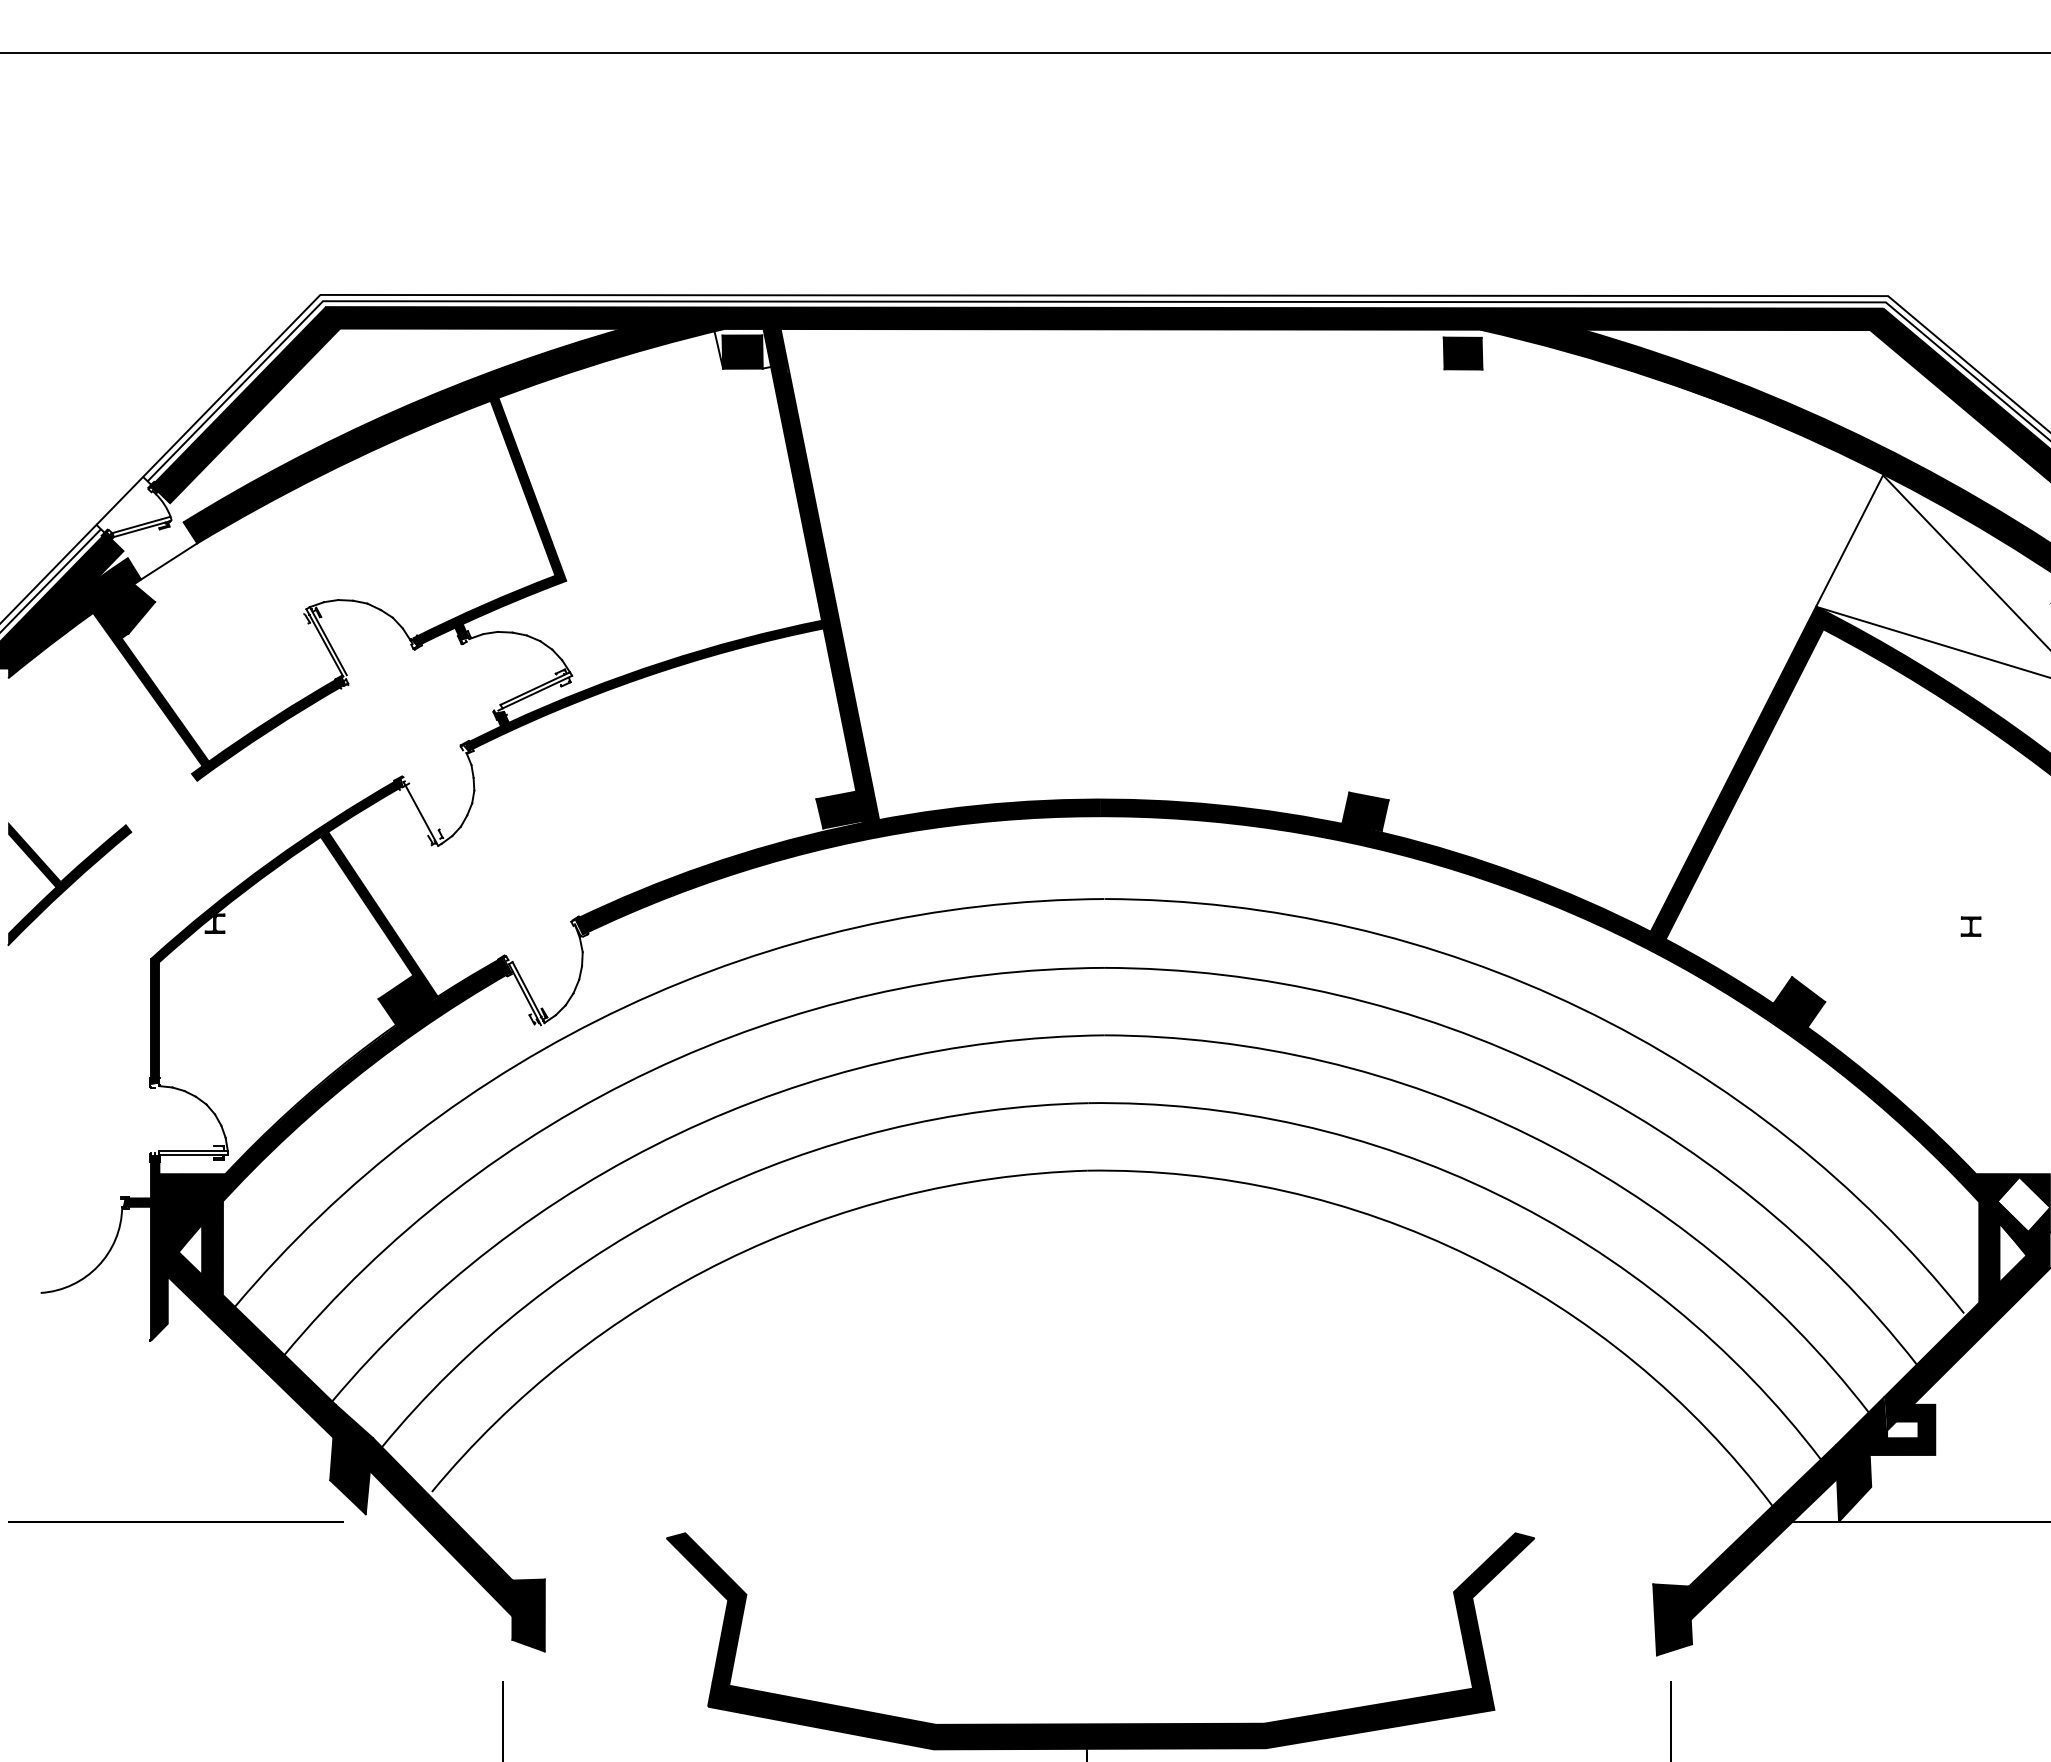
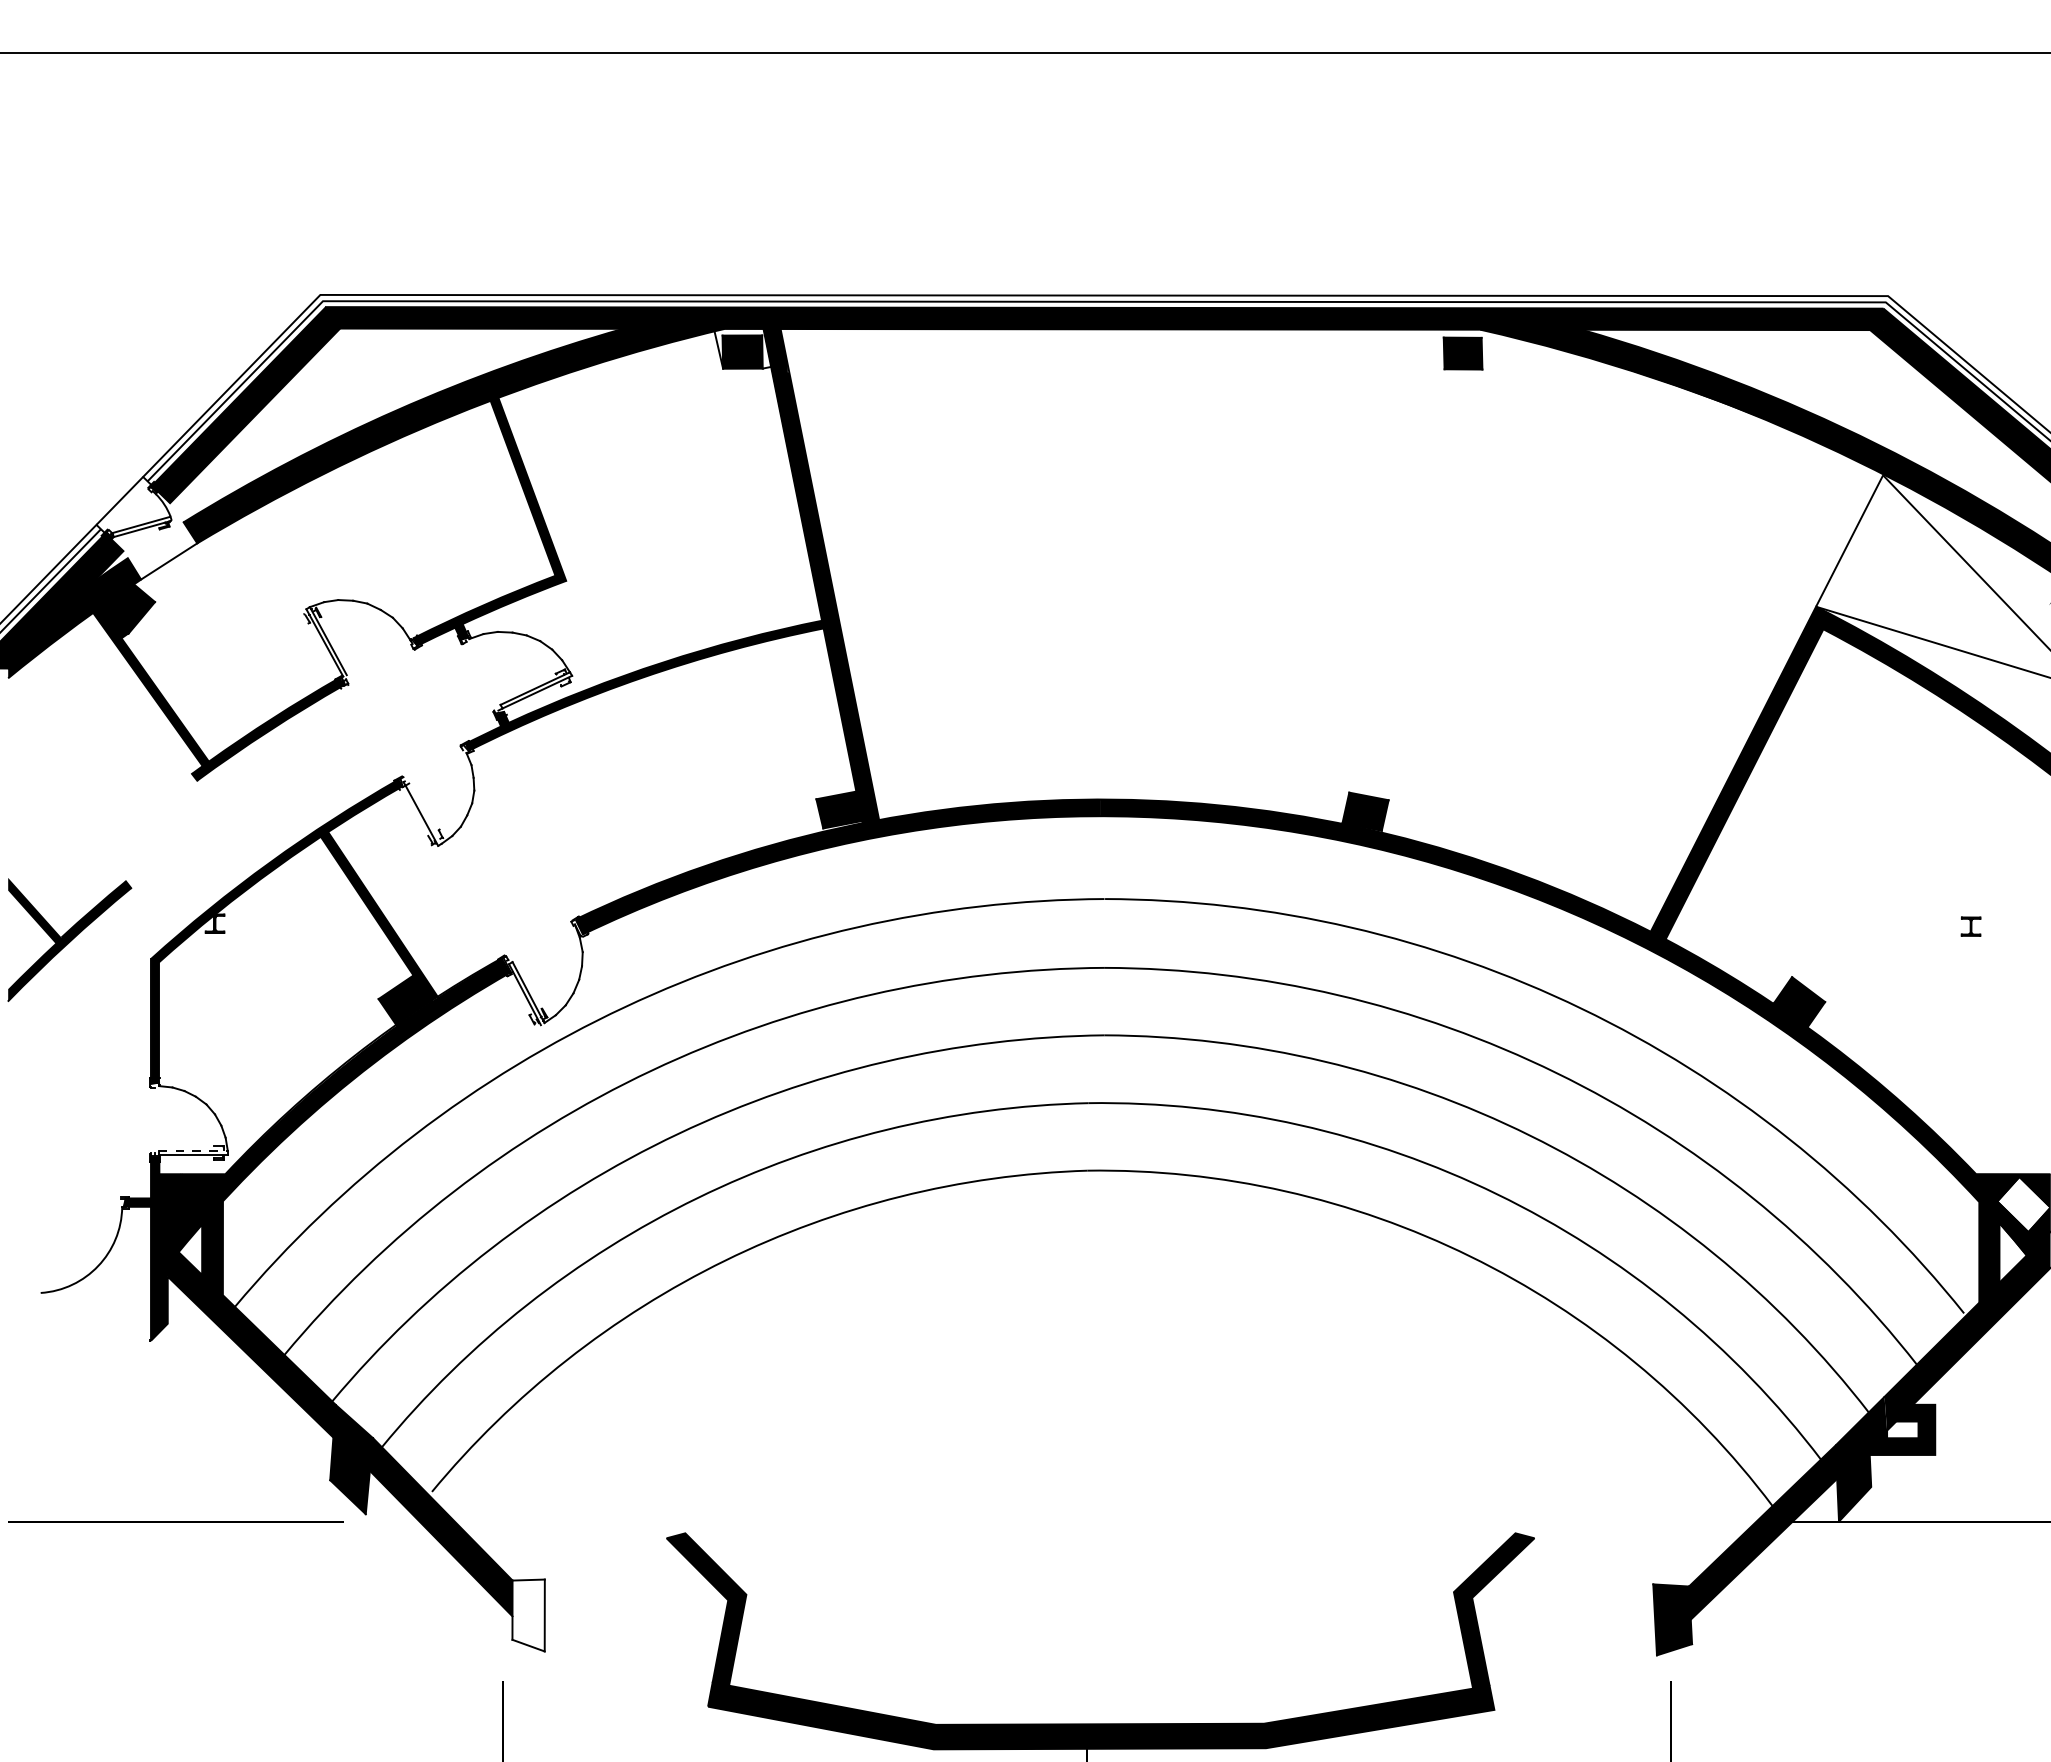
part position: (69, 883) -> (69, 939) (69, 939)
line: solid -> dashed (193, 1150)
fill: present -> none (528, 1615)
